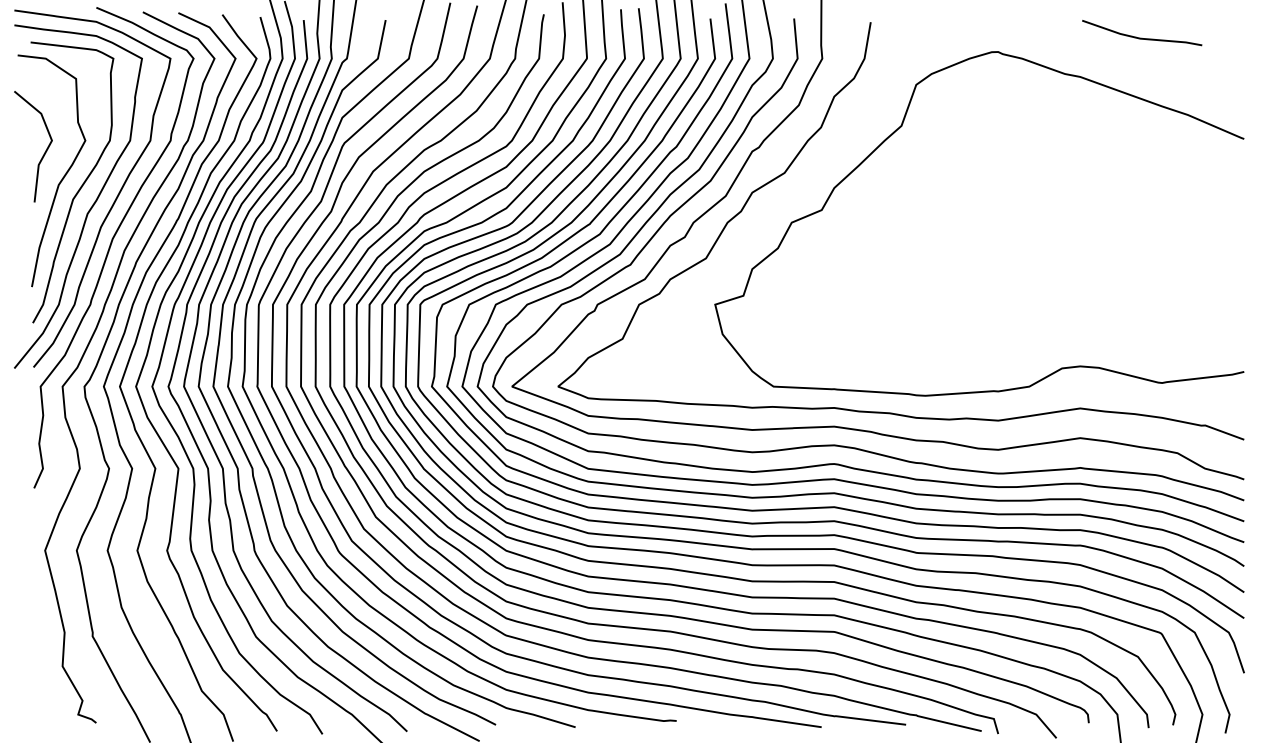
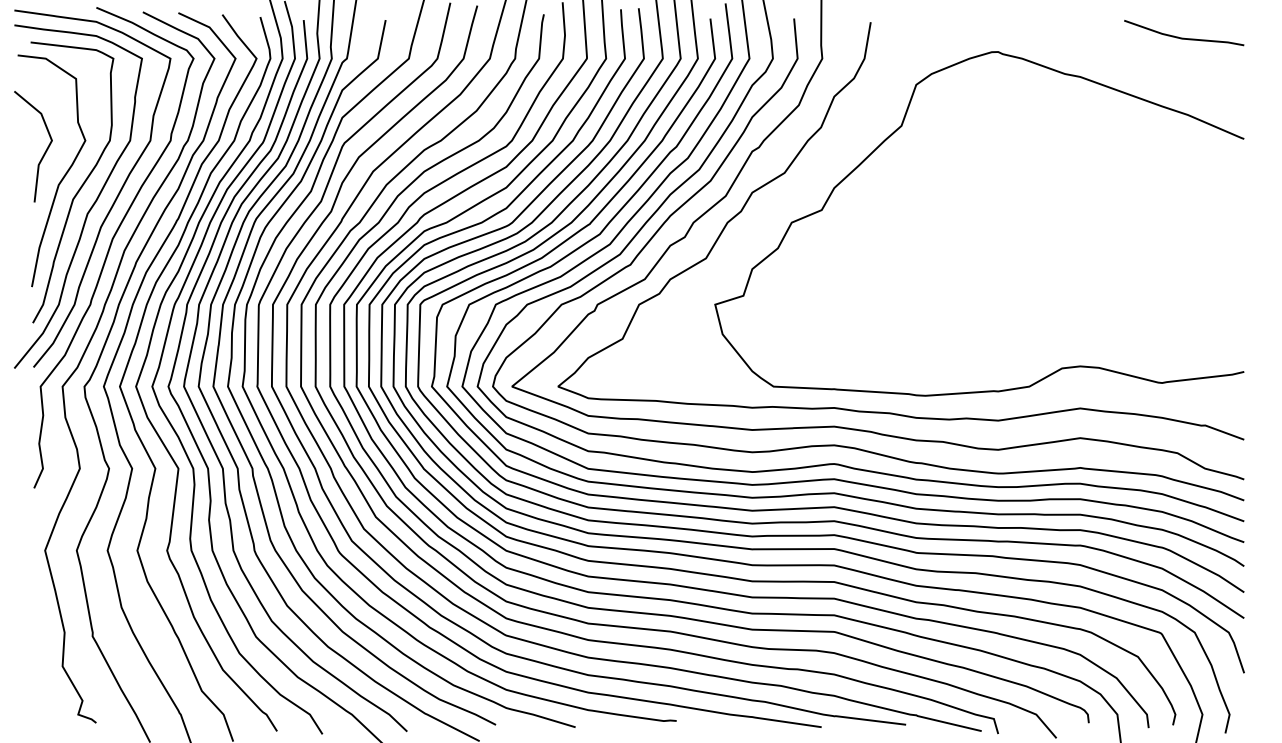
line position: (1142, 37) -> (1184, 37) (1184, 37)
